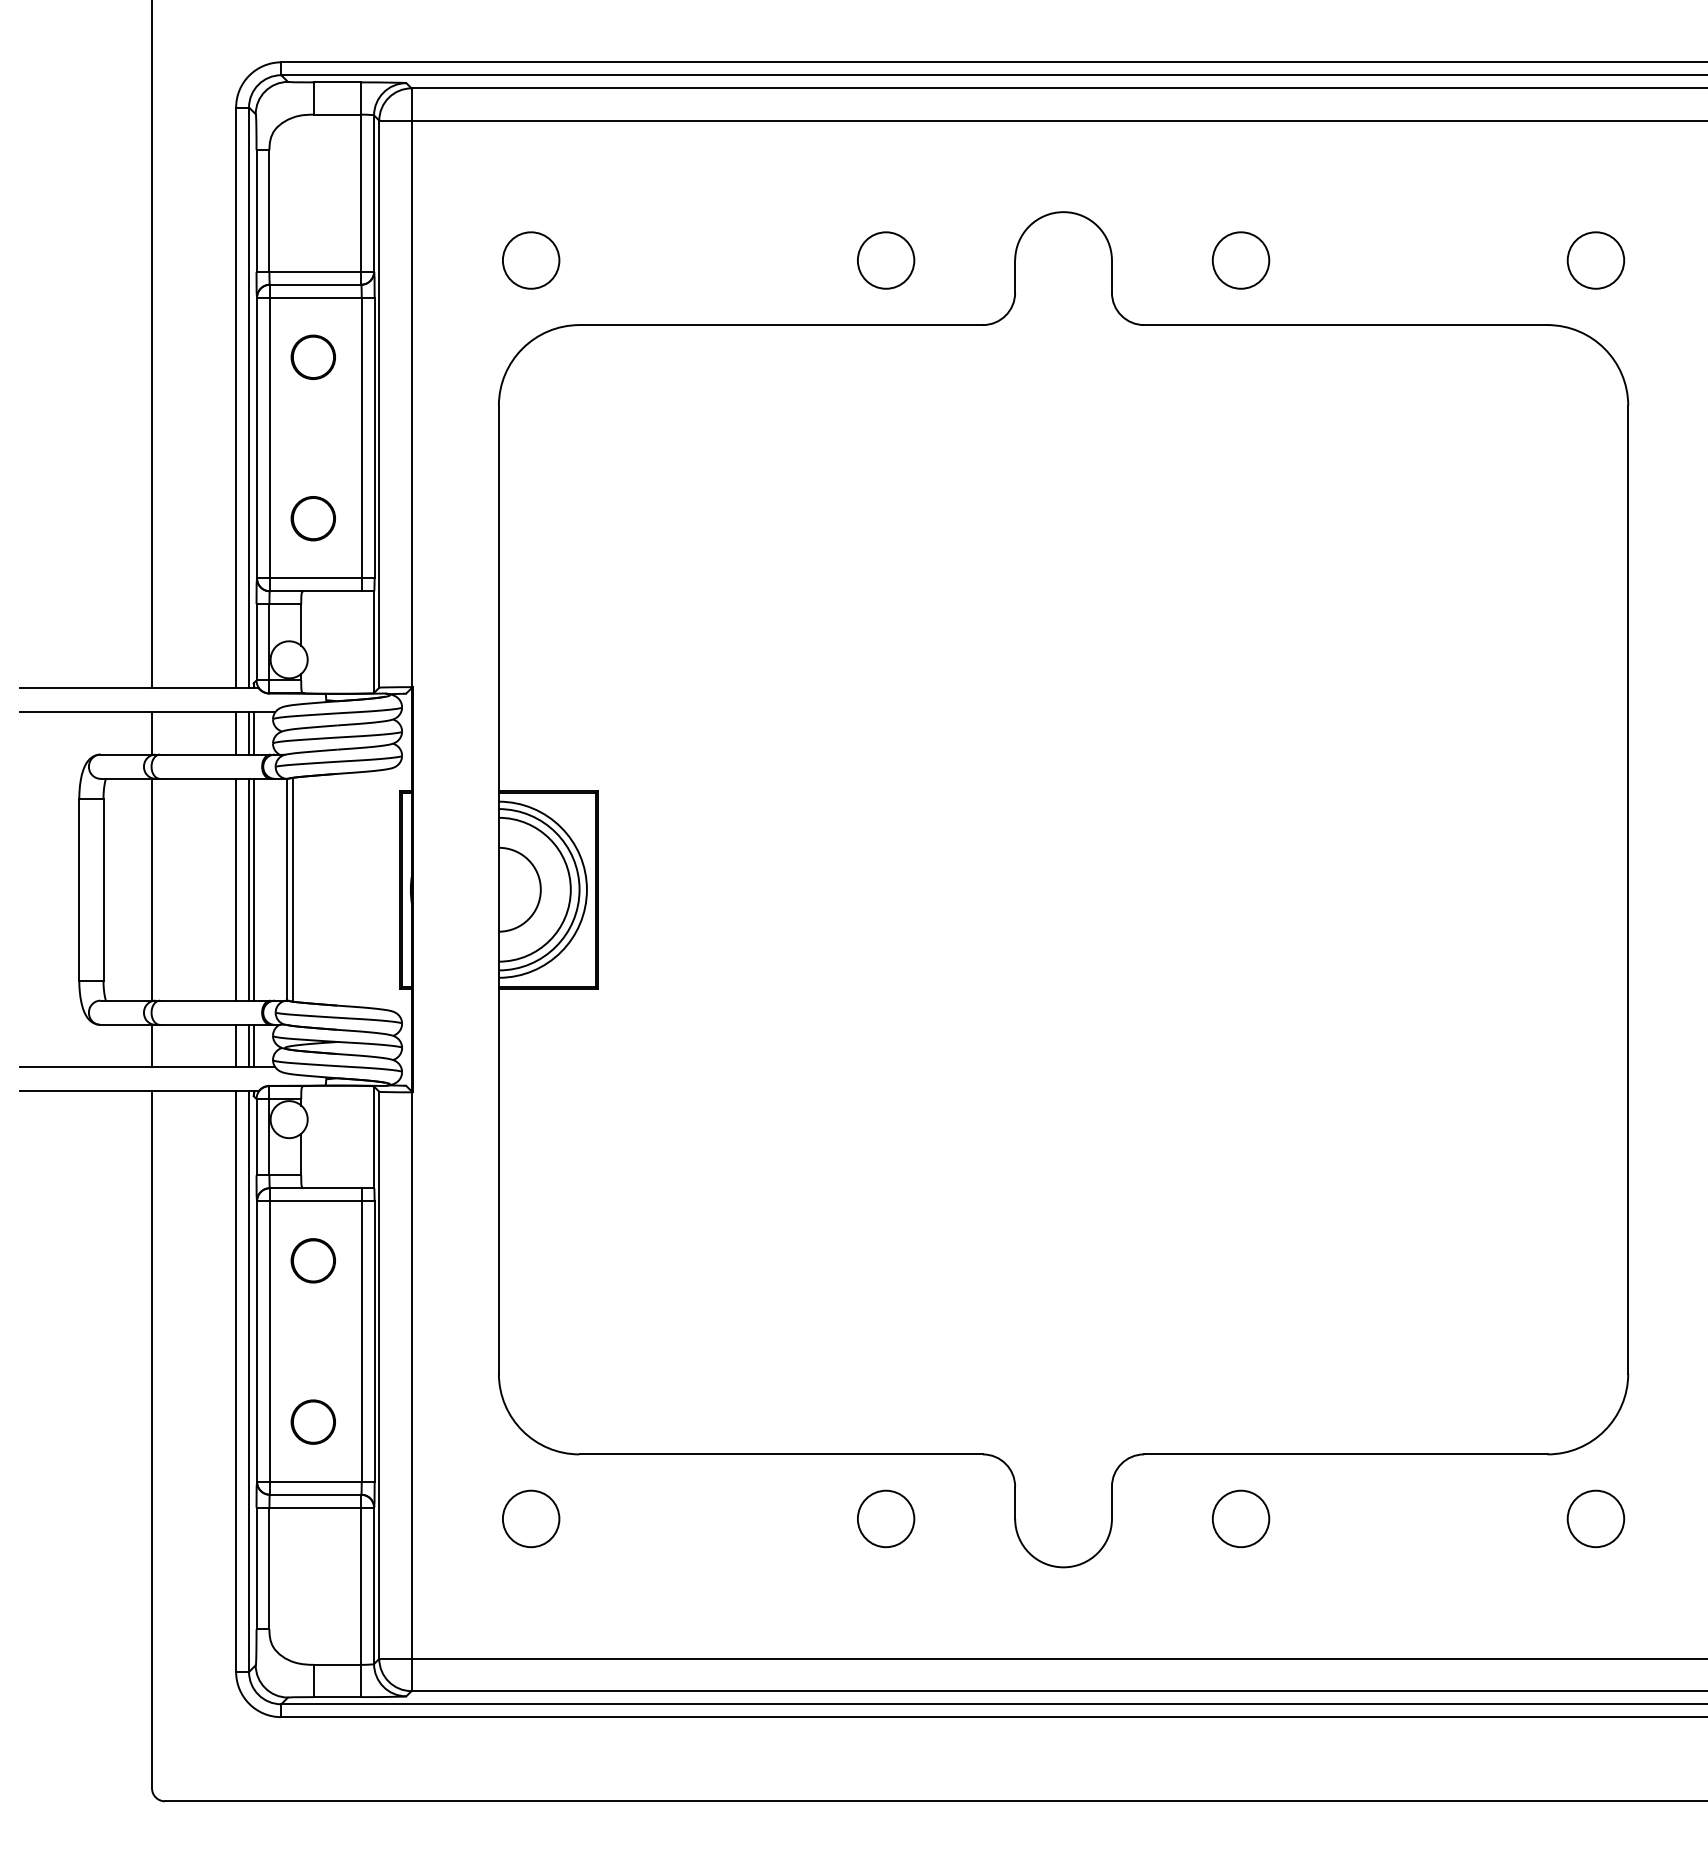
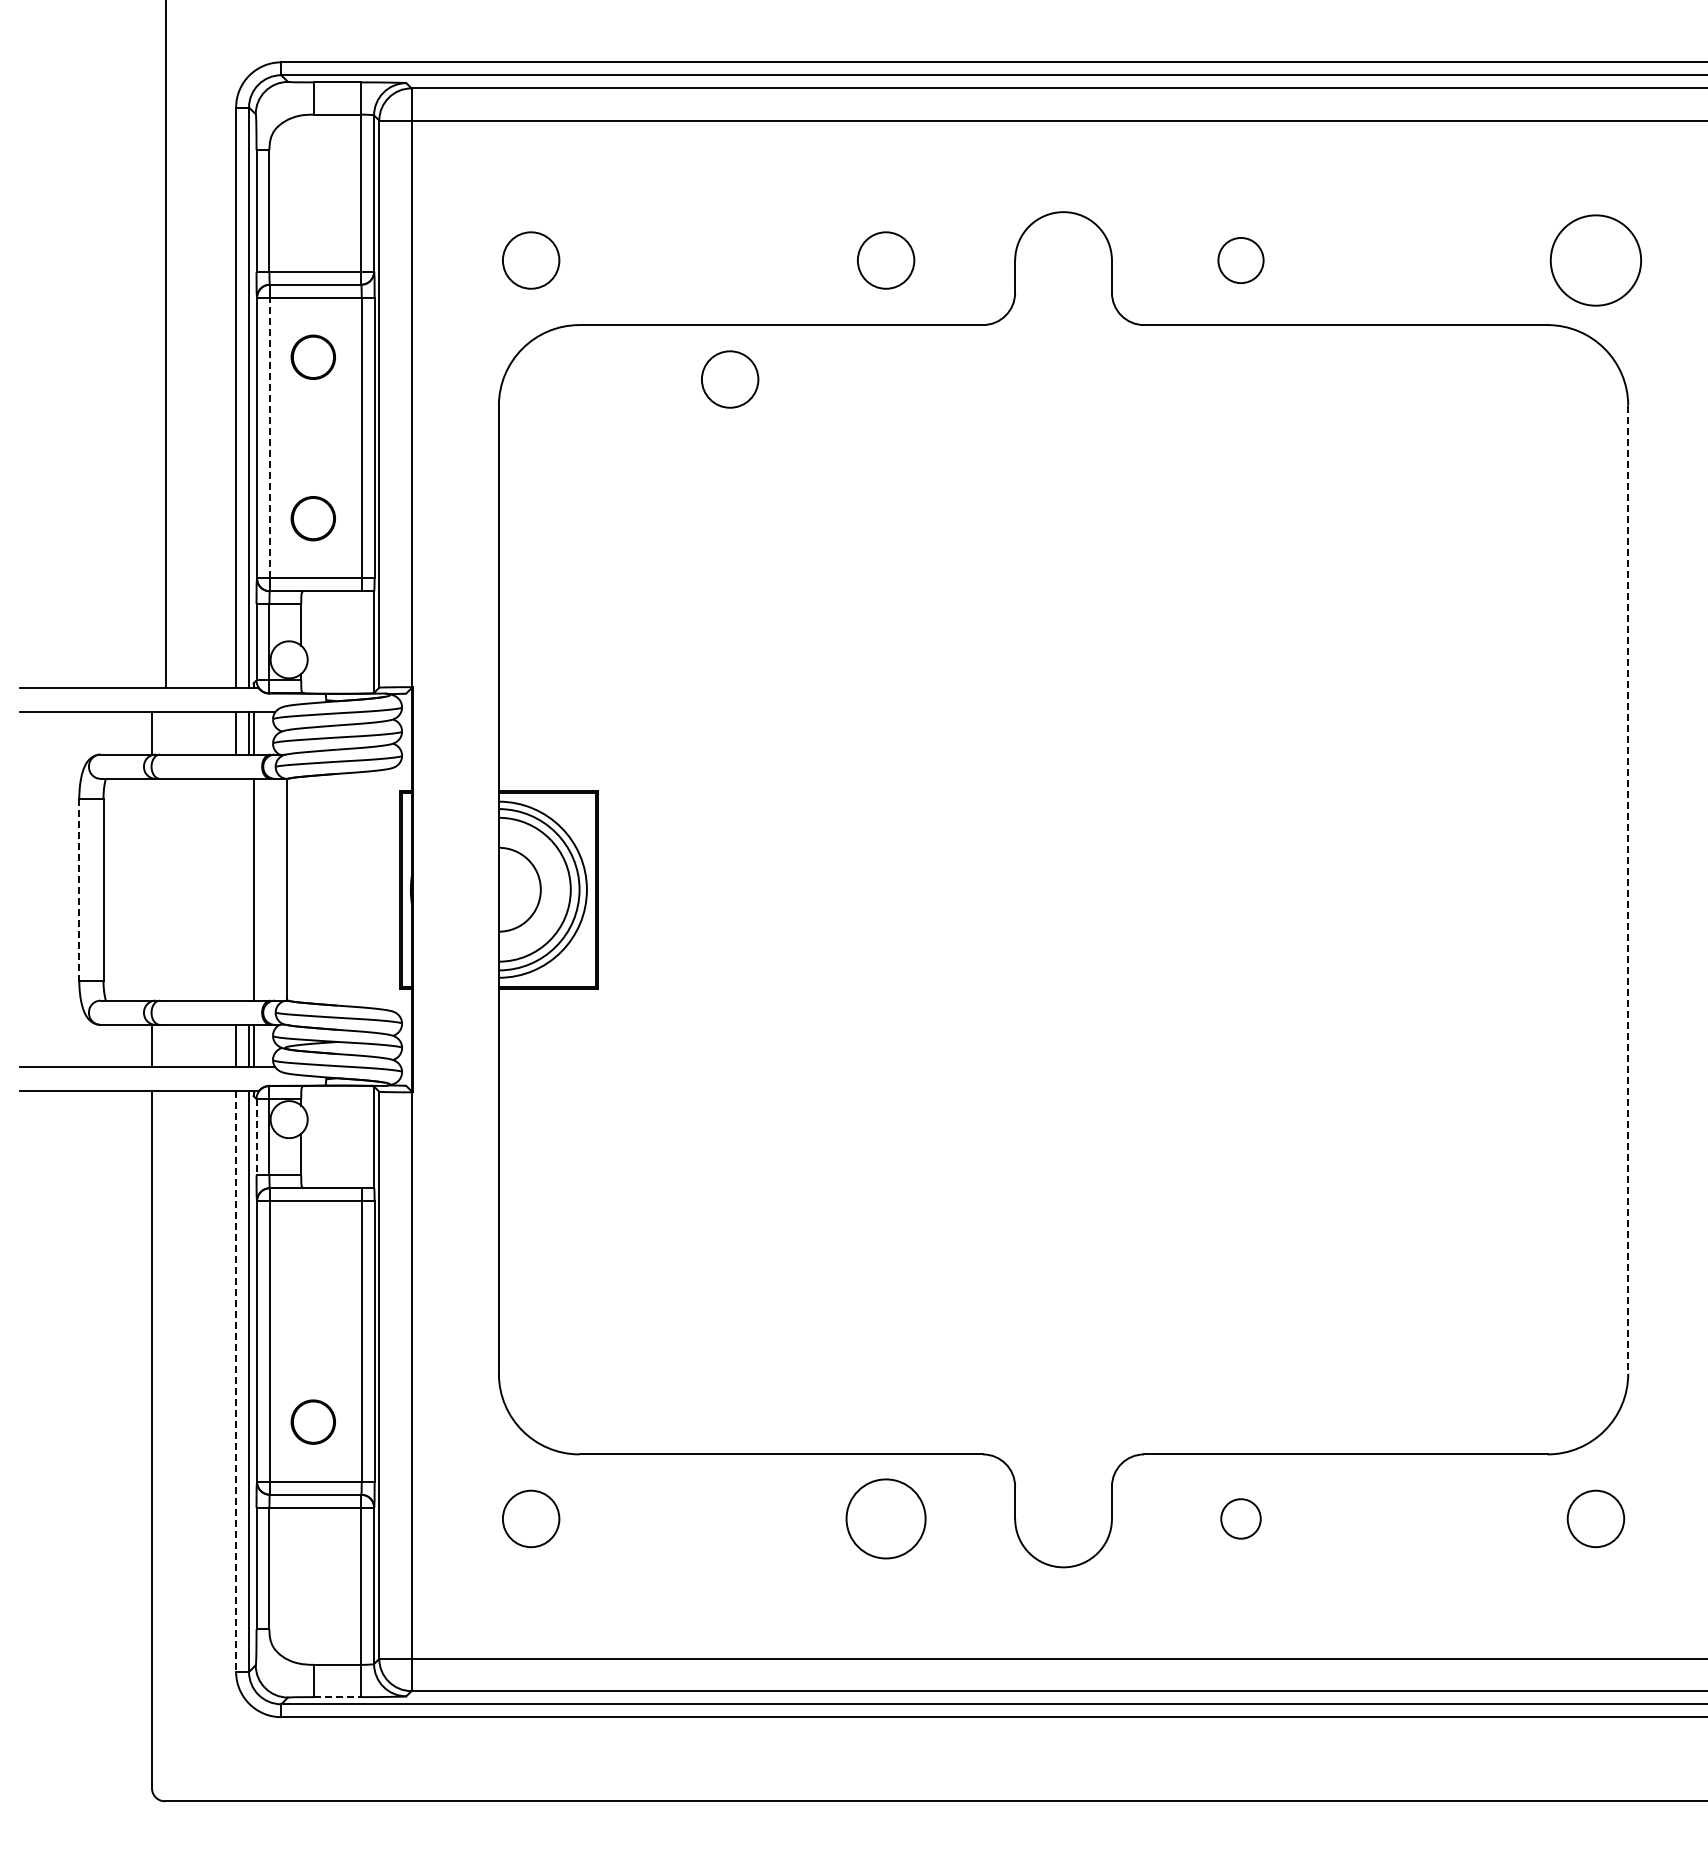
circle diameter: 56 px -> 45 px (1240, 260)
circle diameter: 56 px -> 90 px (1595, 260)
line position: (152, 345) -> (166, 345) (166, 345)
circle: none -> present (730, 379)
line: solid -> dashed (270, 437)
line: solid -> dashed (79, 889)
line: present -> none (152, 889)
line: present -> none (236, 889)
line: present -> none (249, 889)
line: present -> none (293, 889)
line: solid -> dashed (1628, 889)
line: solid -> dashed (256, 1137)
part: present -> none (312, 1260)
line: solid -> dashed (236, 1382)
circle diameter: 56 px -> 79 px (885, 1518)
circle diameter: 56 px -> 40 px (1240, 1518)
line: solid -> dashed (337, 1697)
